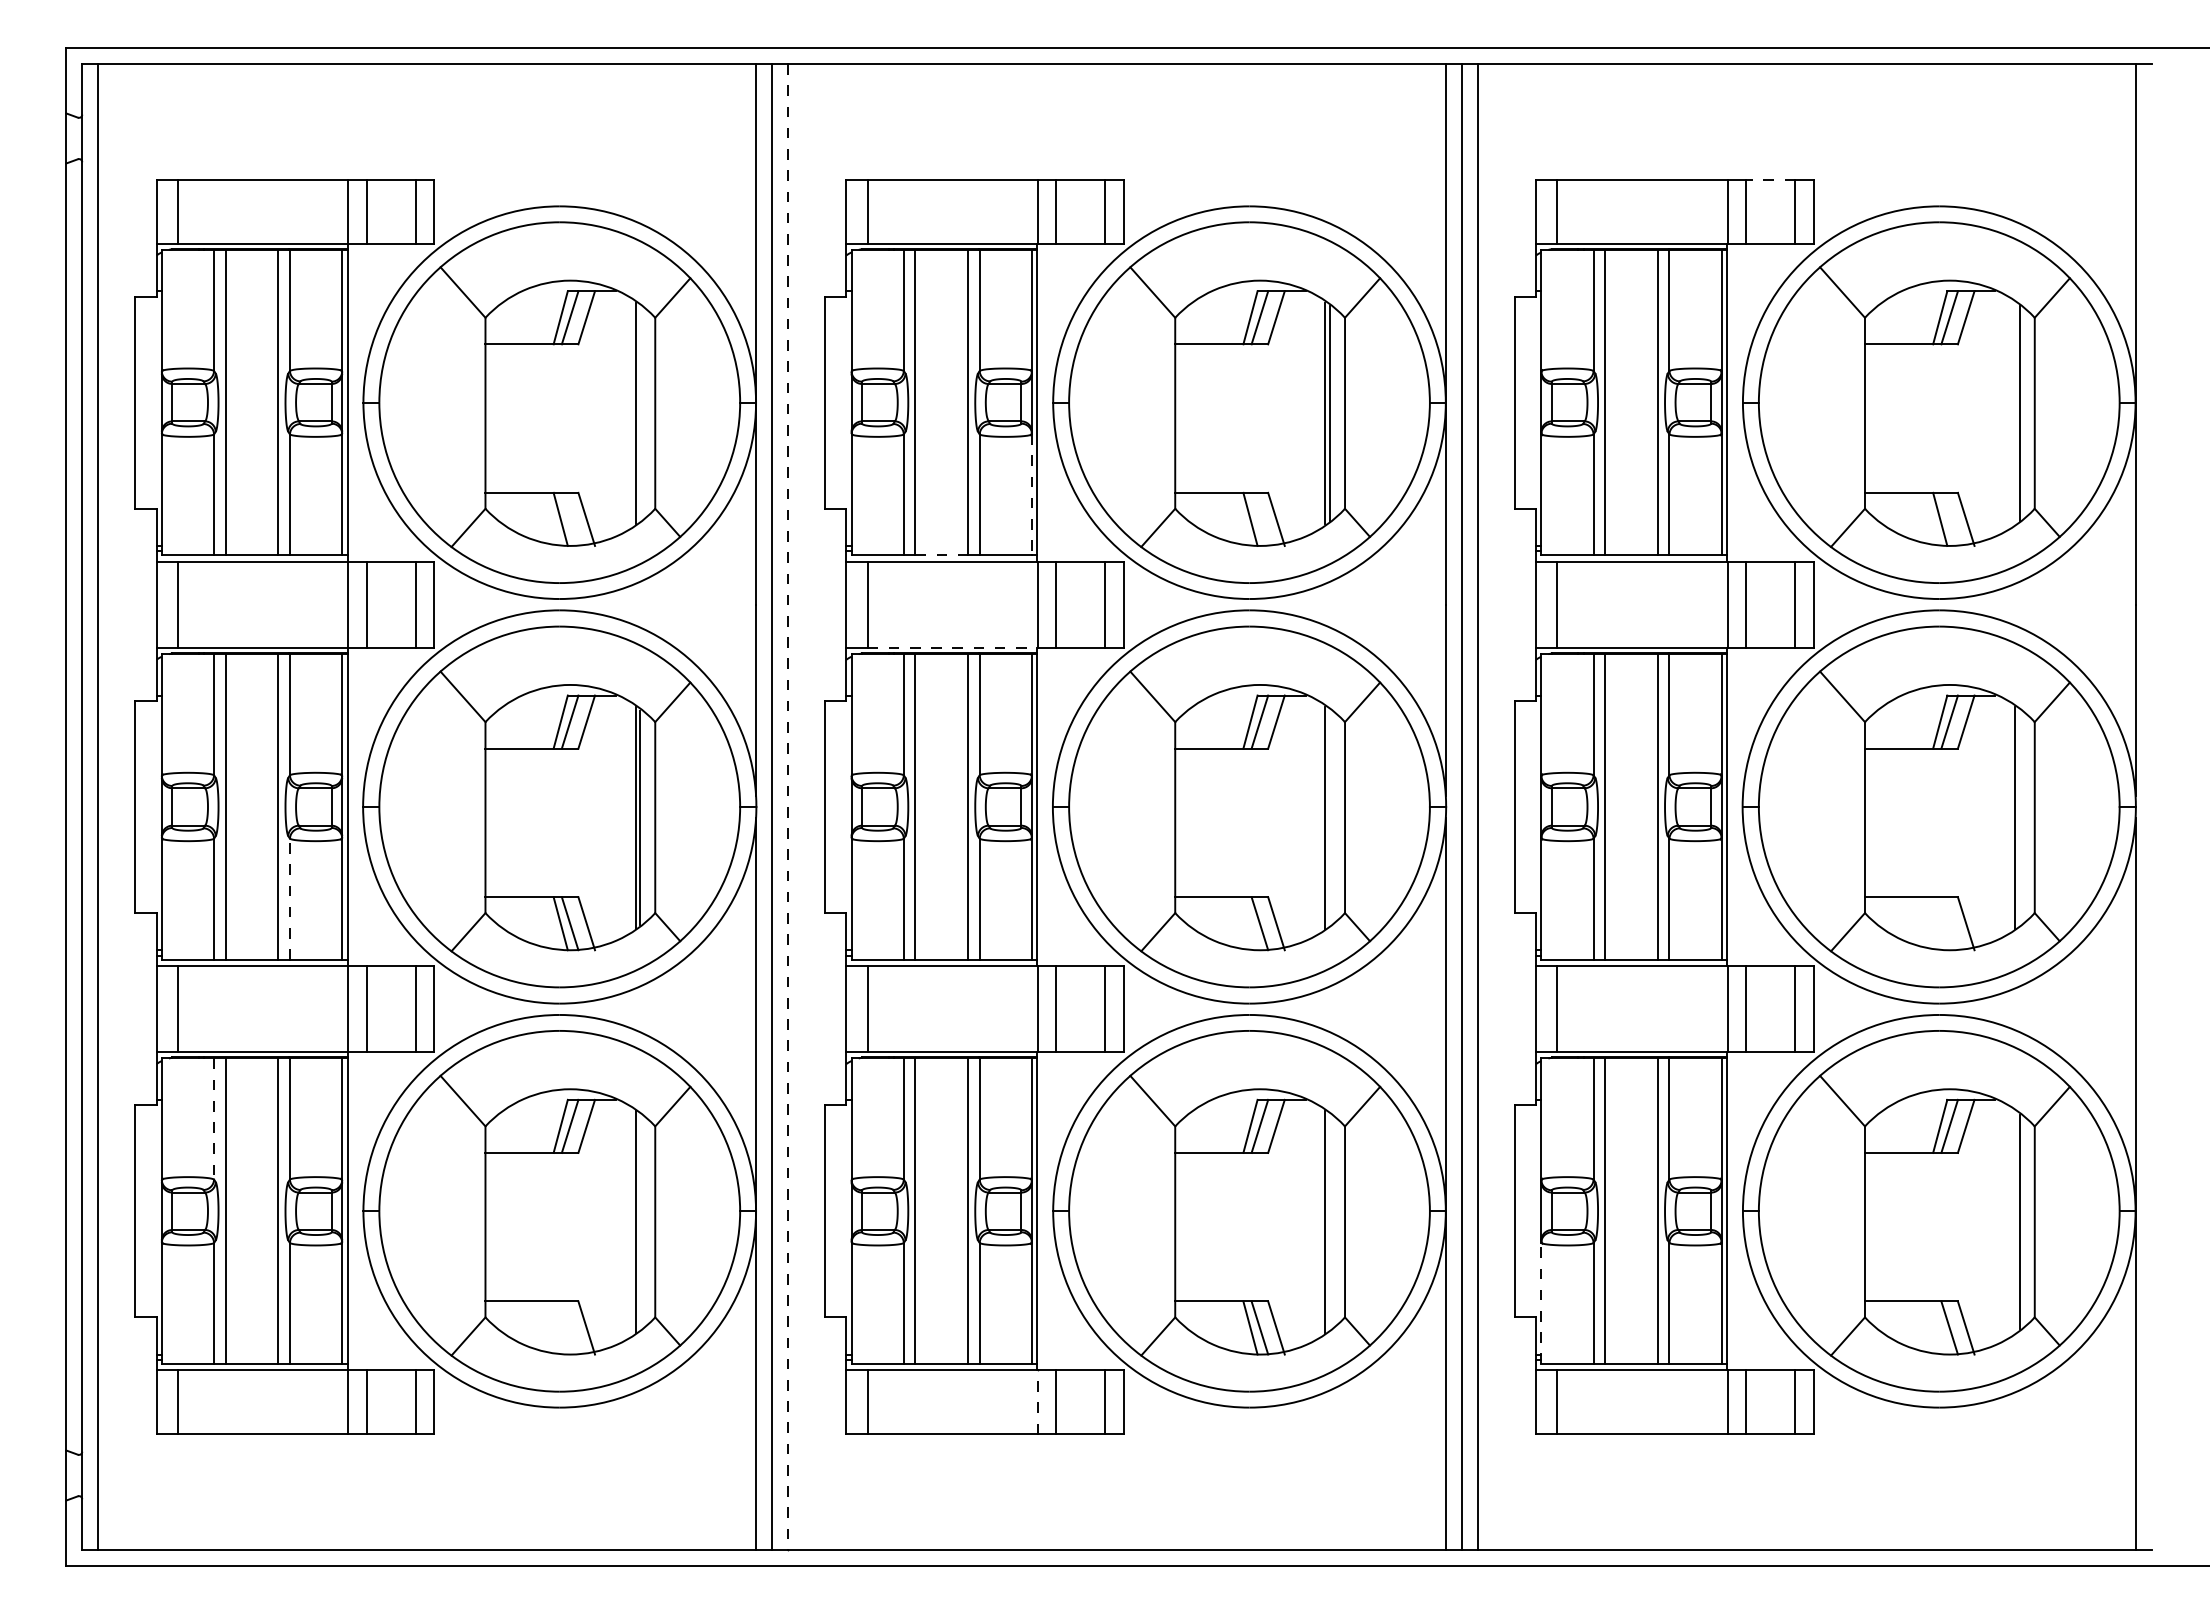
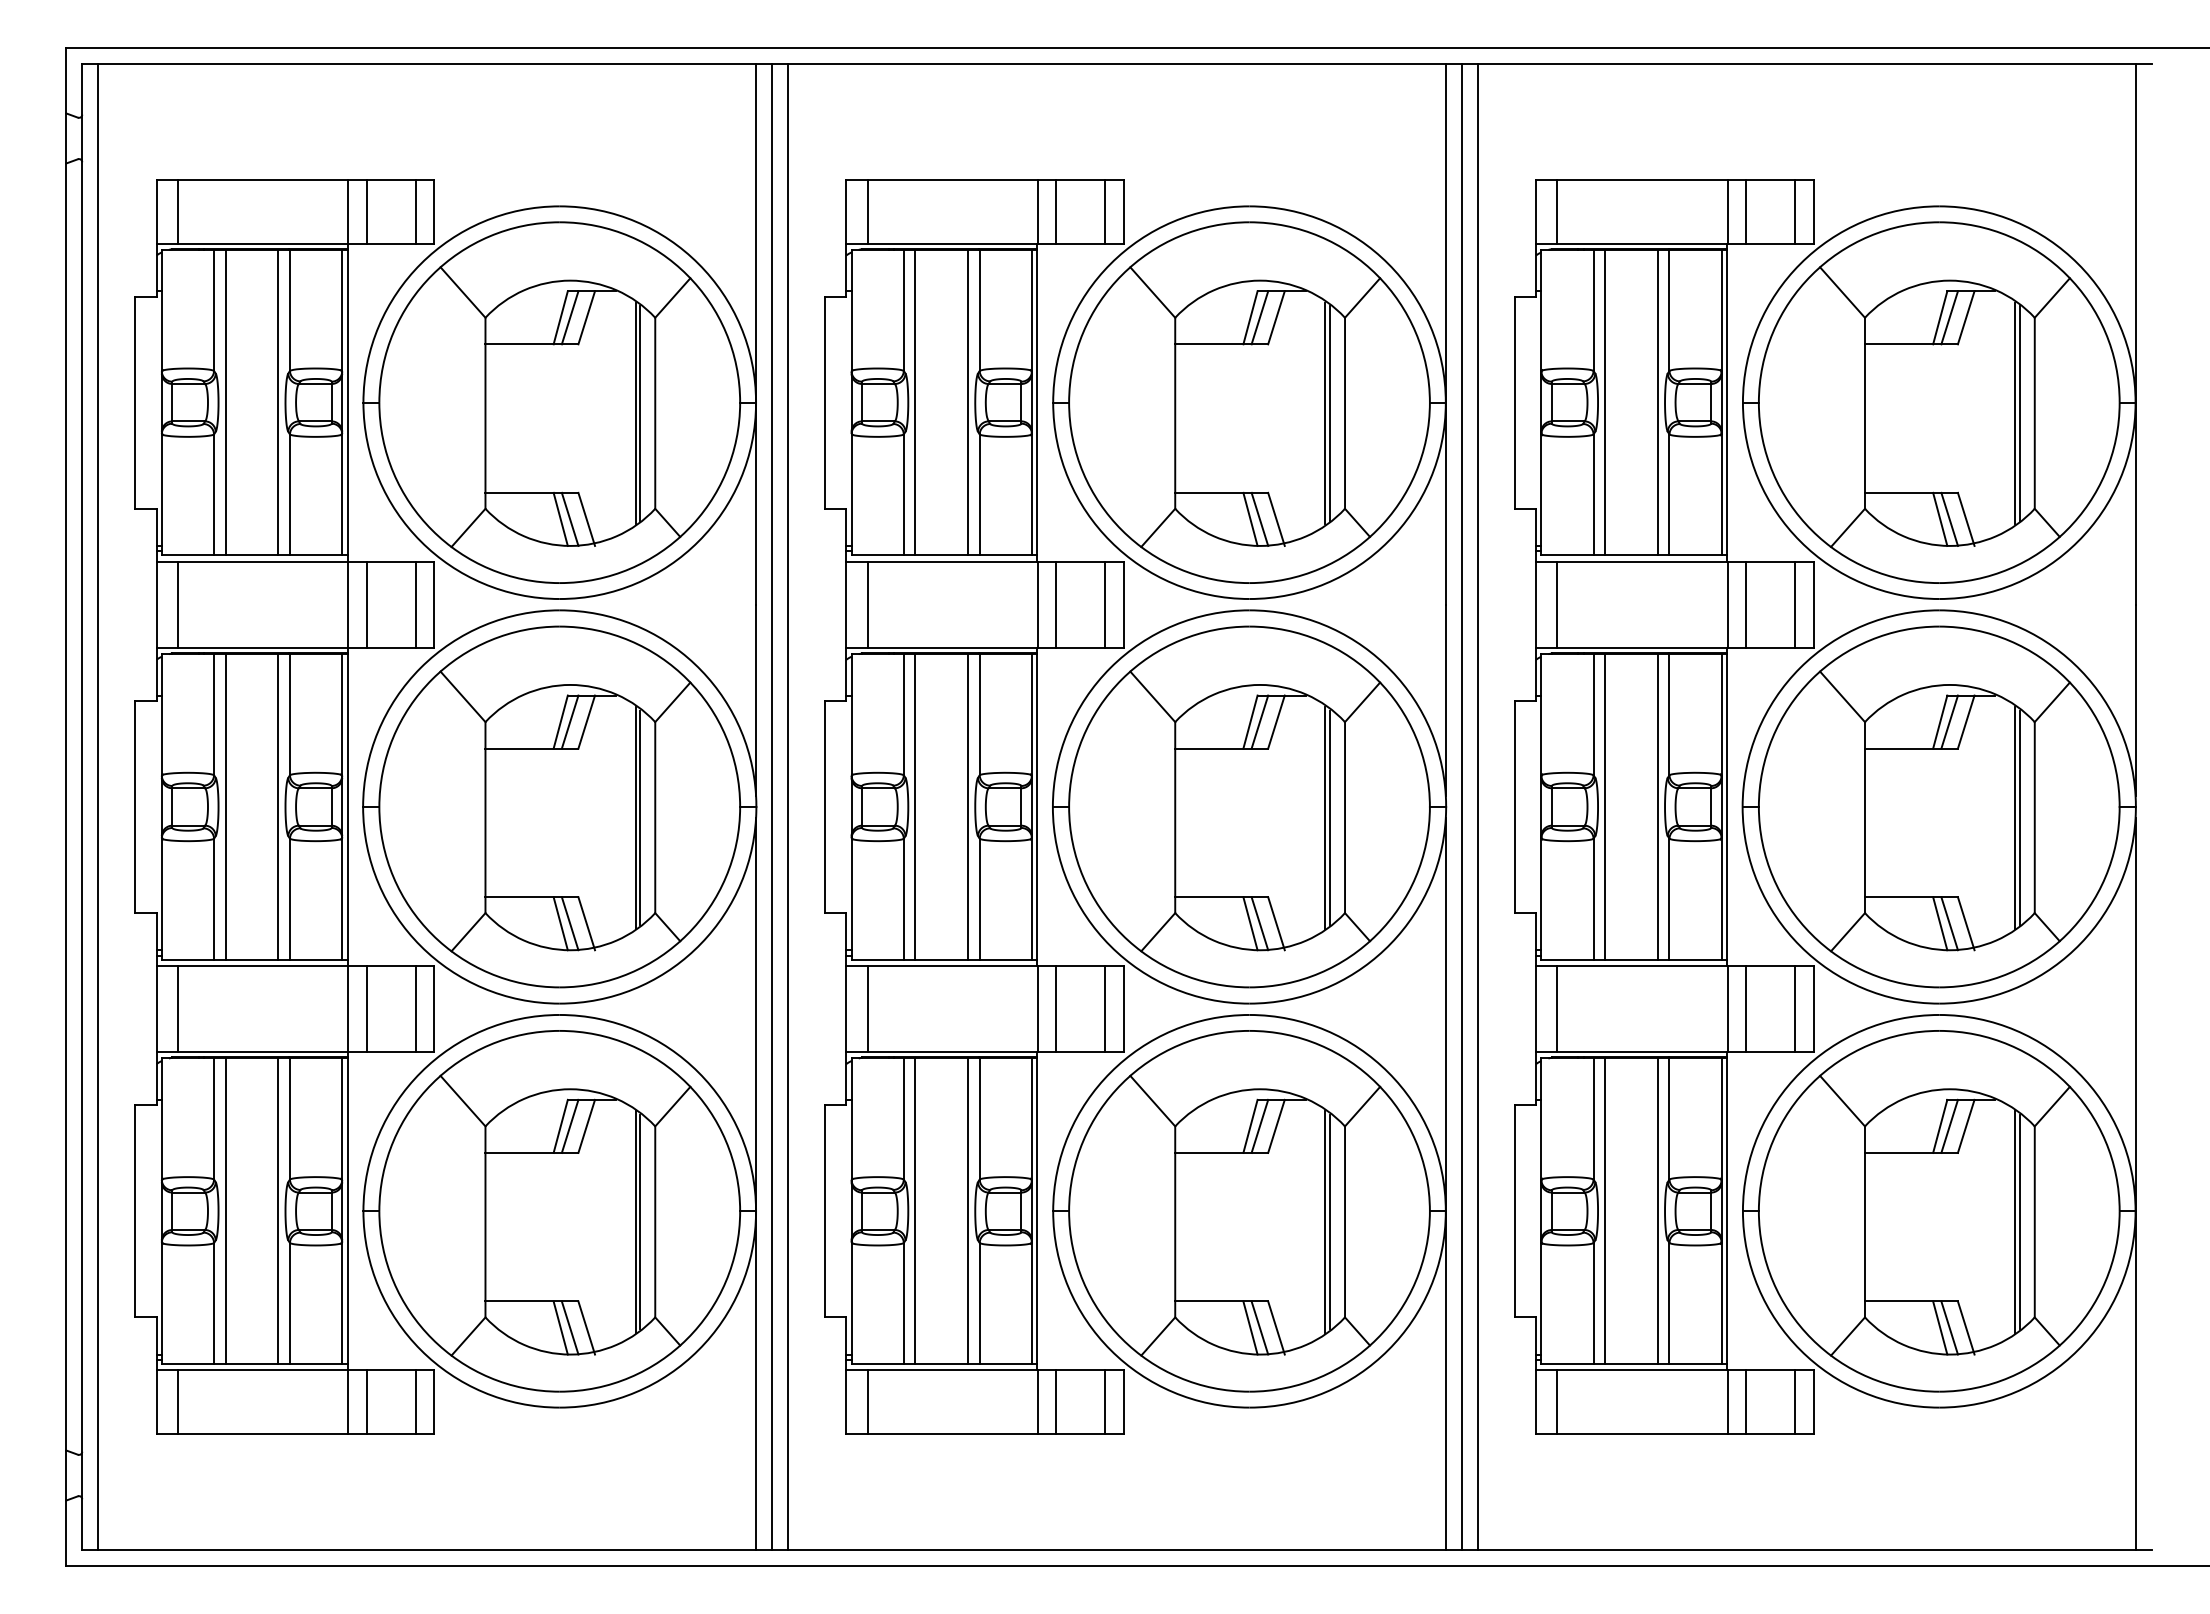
line: dashed -> solid (1770, 179)
line: none -> present (640, 413)
line: none -> present (2015, 413)
line: dashed -> solid (1031, 494)
line: none -> present (569, 518)
line: none -> present (1259, 518)
line: none -> present (1949, 518)
line: dashed -> solid (942, 555)
line: dashed -> solid (953, 647)
line: dashed -> solid (787, 806)
line: none -> present (1330, 817)
line: none -> present (2019, 817)
line: dashed -> solid (289, 899)
line: none -> present (1250, 923)
line: none -> present (1940, 923)
line: none -> present (1949, 923)
line: dashed -> solid (214, 1119)
line: none -> present (640, 1221)
line: none -> present (1330, 1221)
line: none -> present (2015, 1222)
line: dashed -> solid (1541, 1303)
line: none -> present (560, 1327)
line: none -> present (569, 1327)
line: none -> present (1940, 1327)
line: dashed -> solid (1038, 1402)
